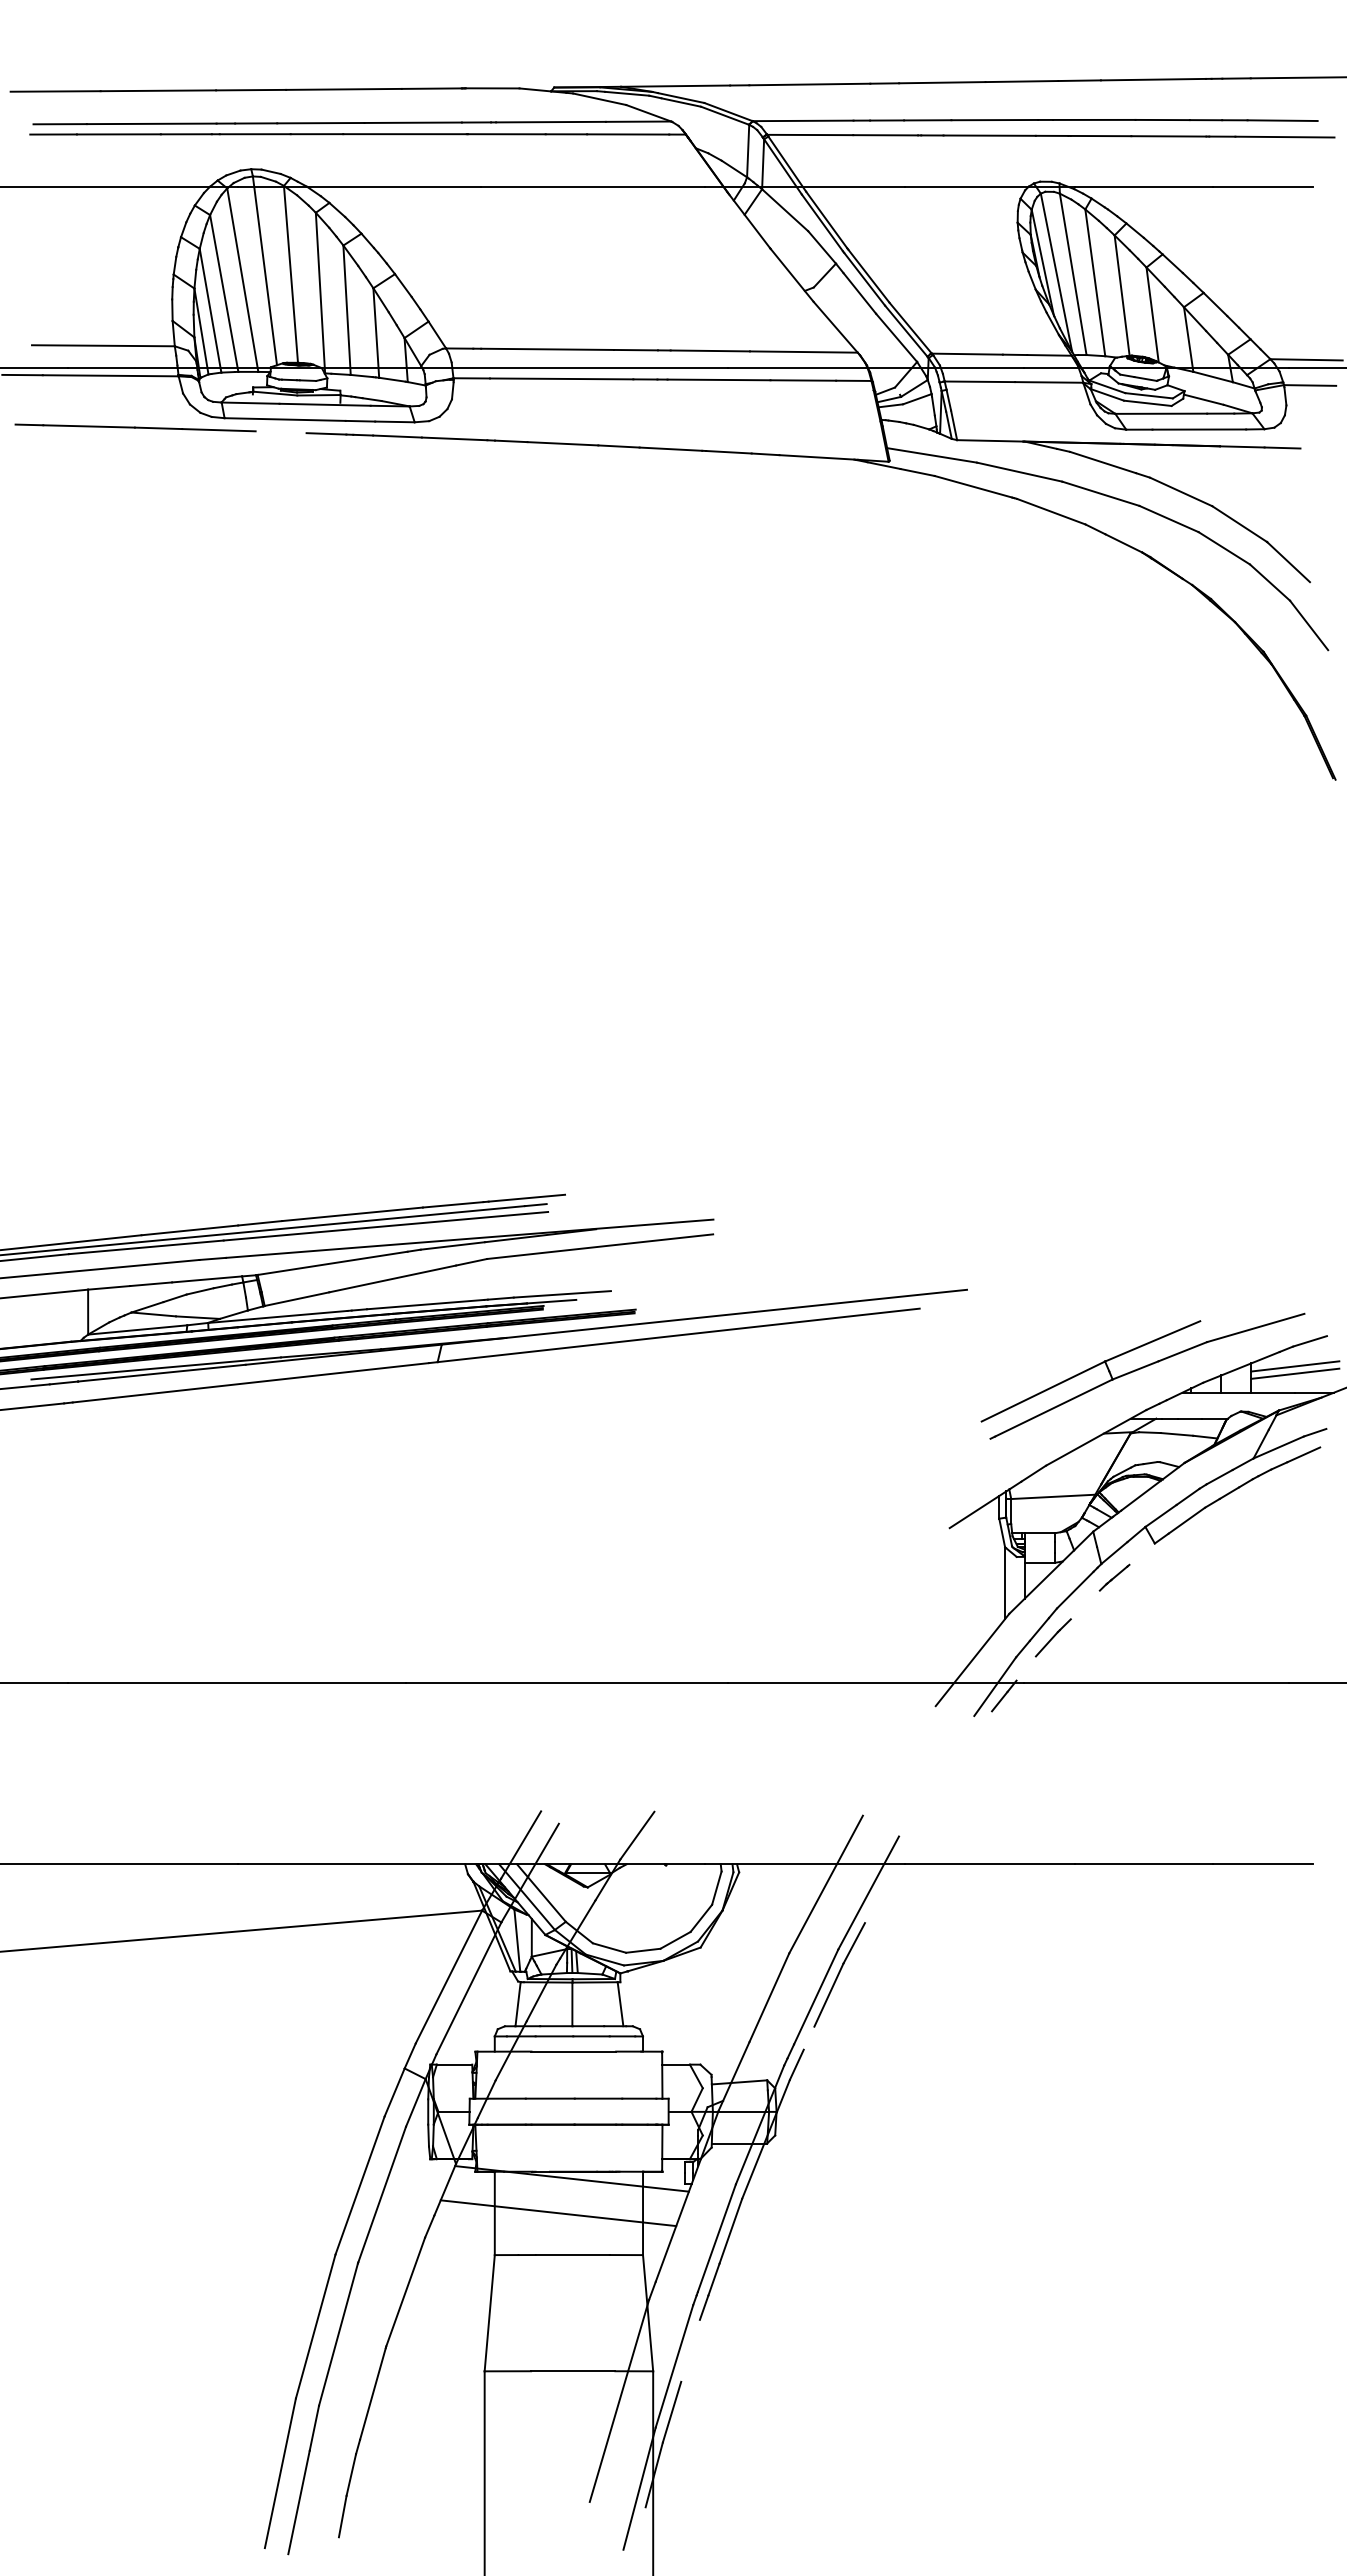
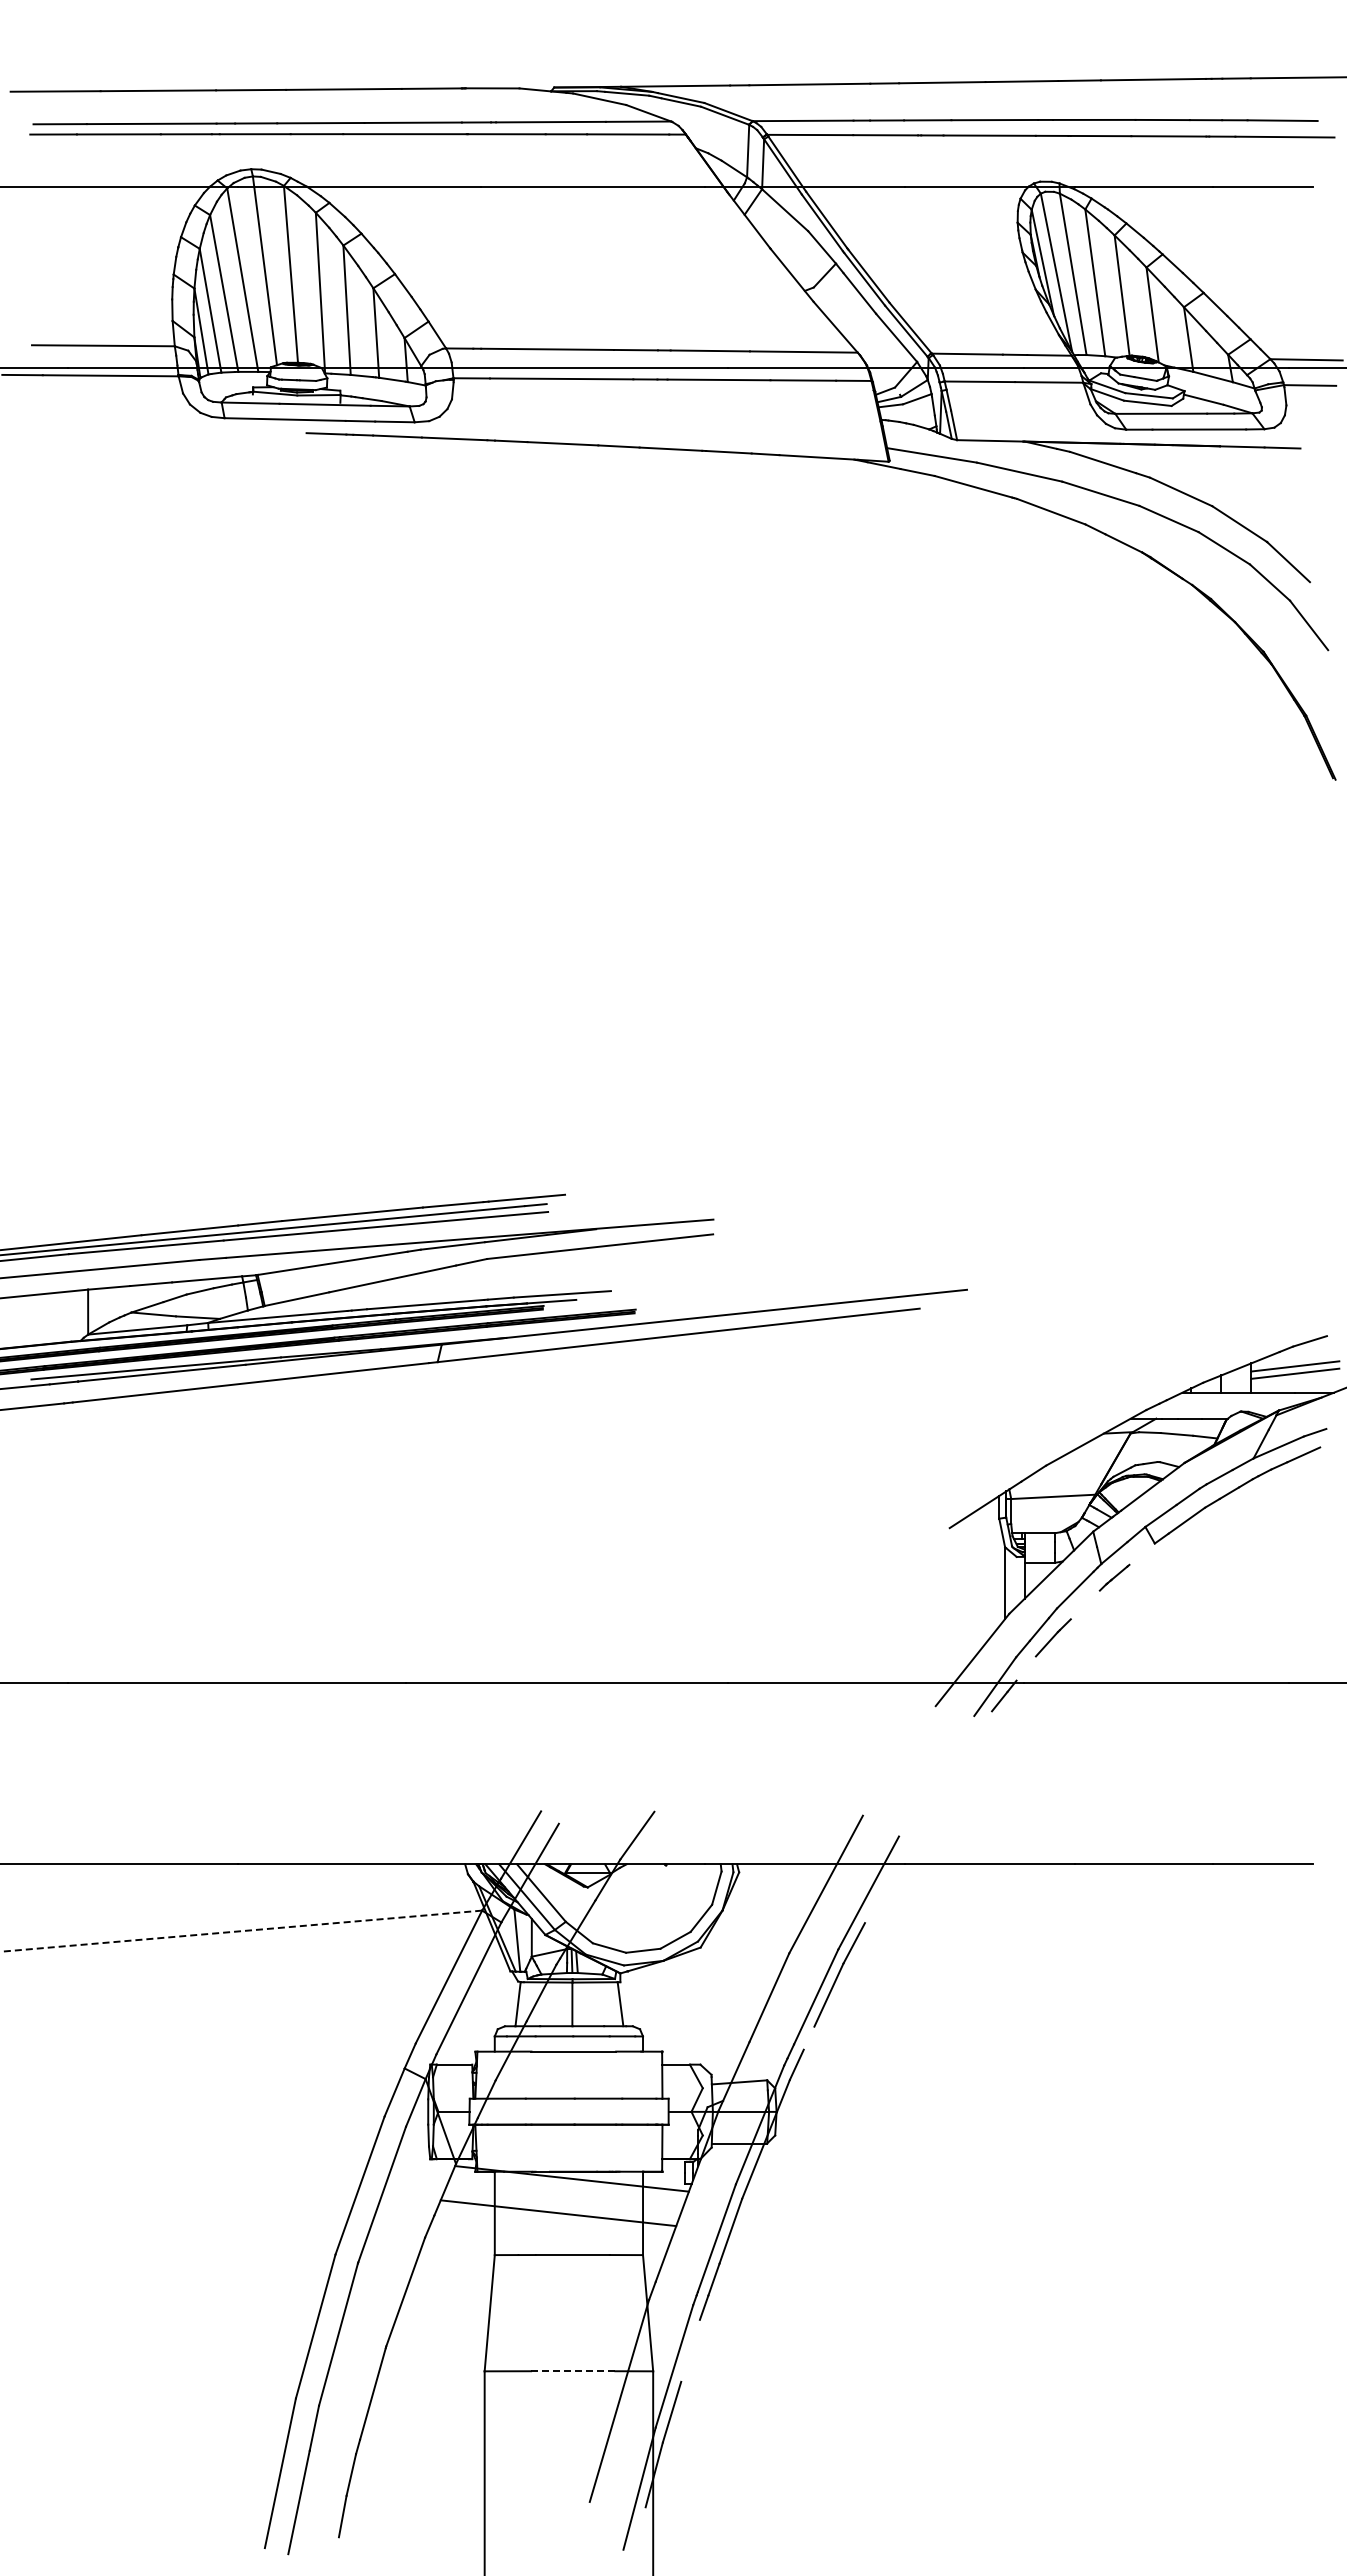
line: present -> none (135, 427)
part: present -> none (1140, 1369)
line: solid -> dashed (241, 1931)
line: solid -> dashed (573, 2371)
